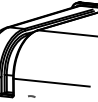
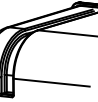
curve: present -> none (31, 96)
